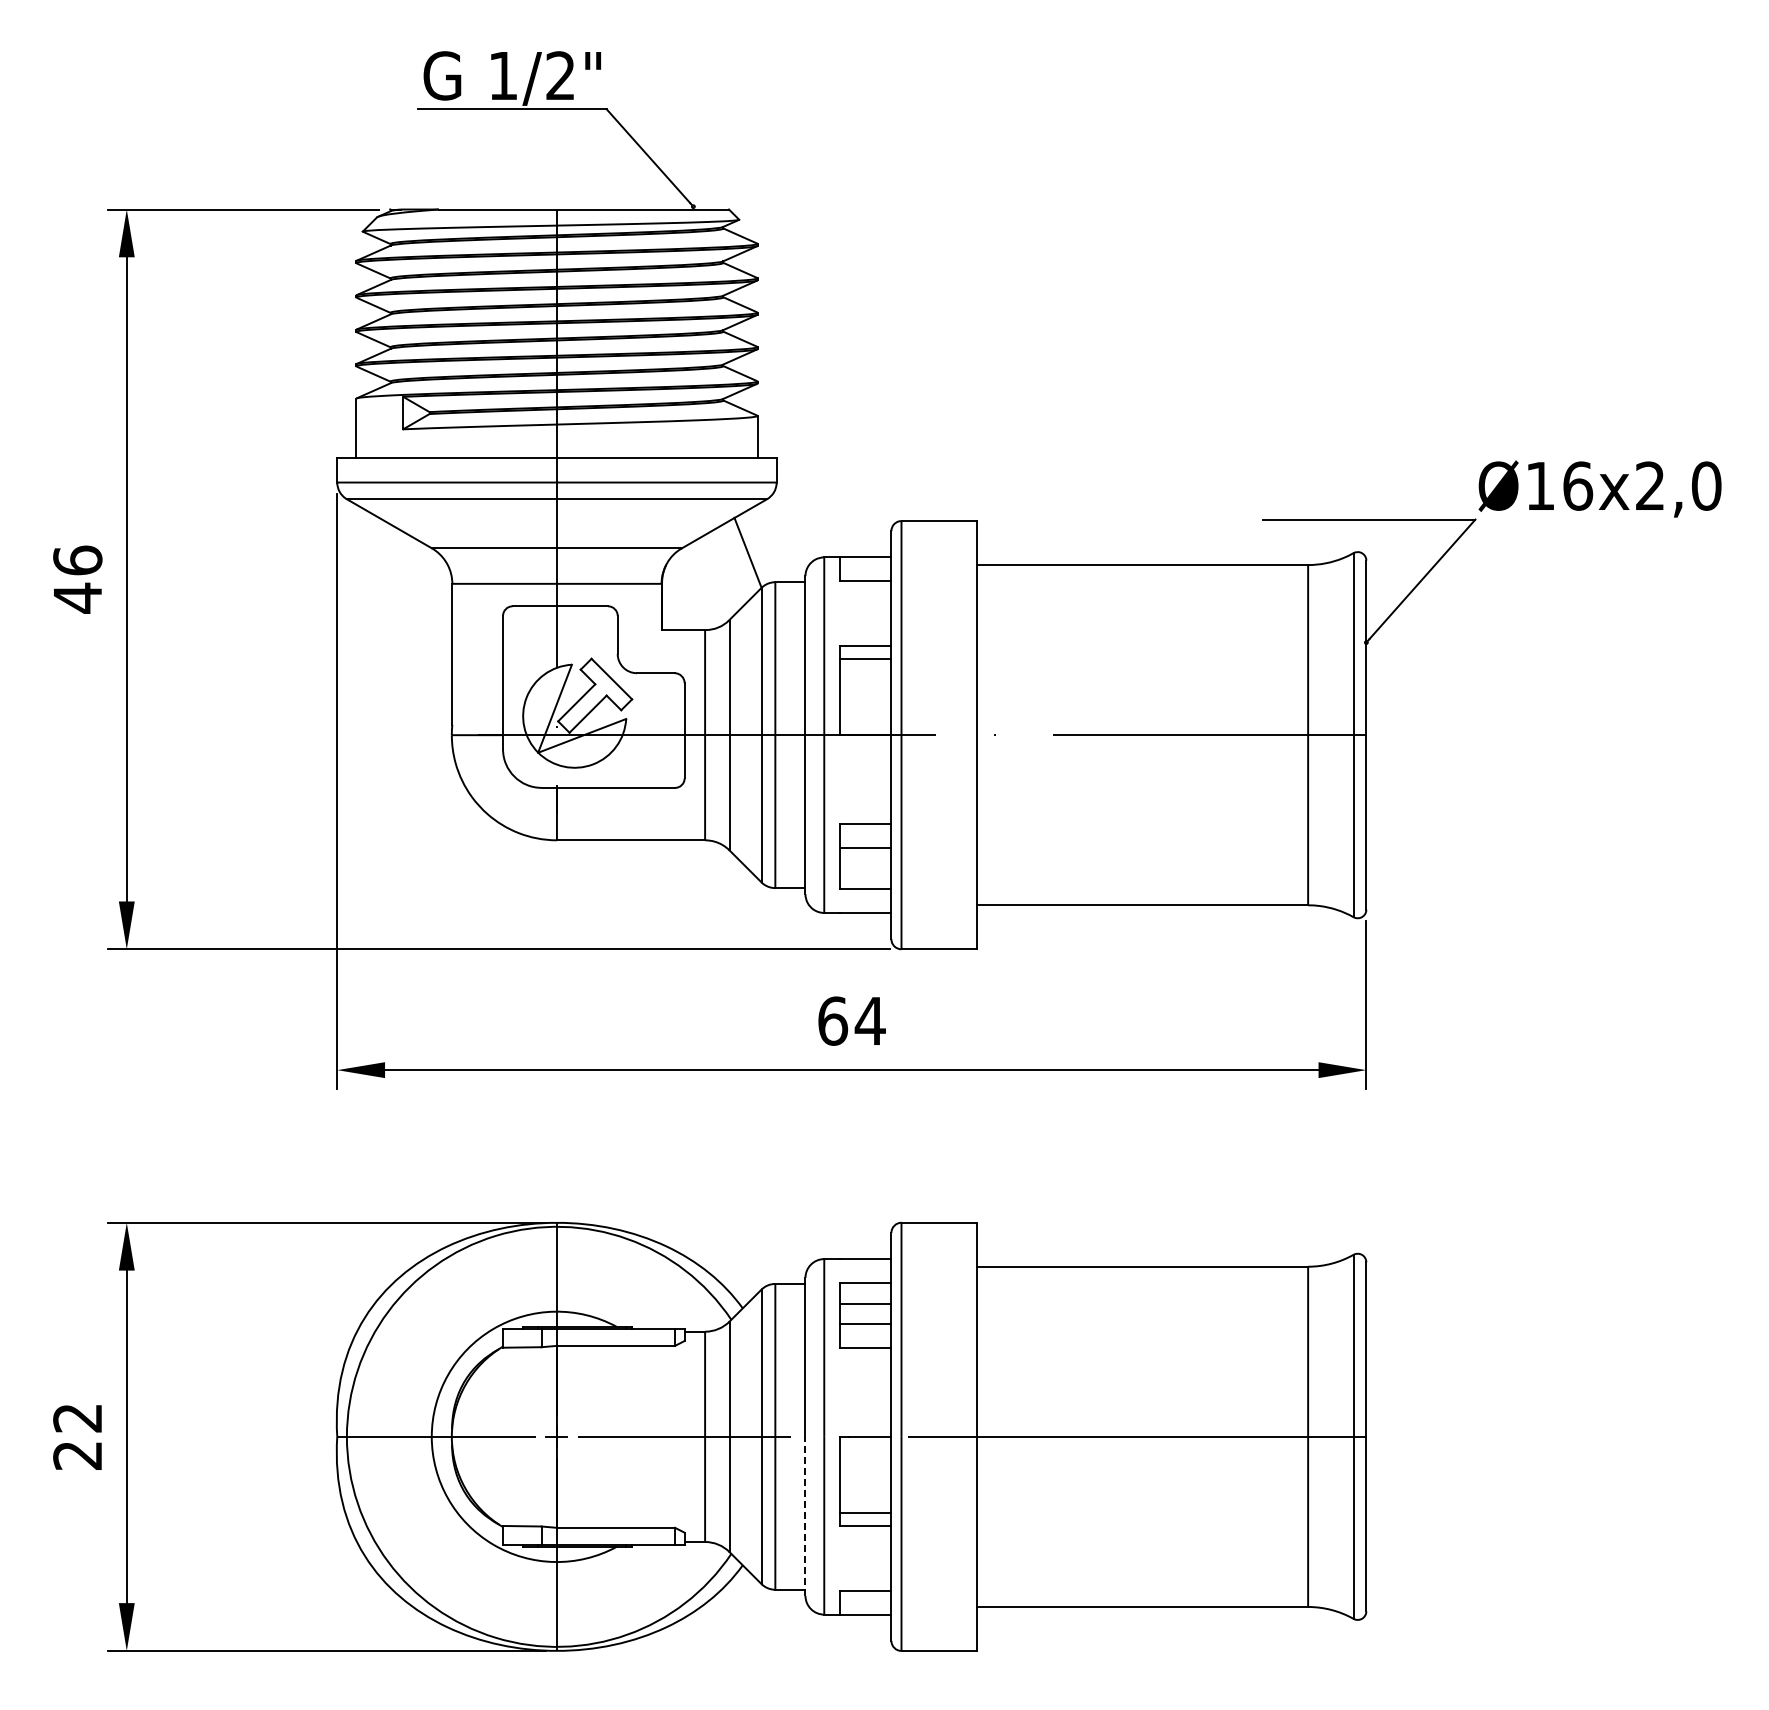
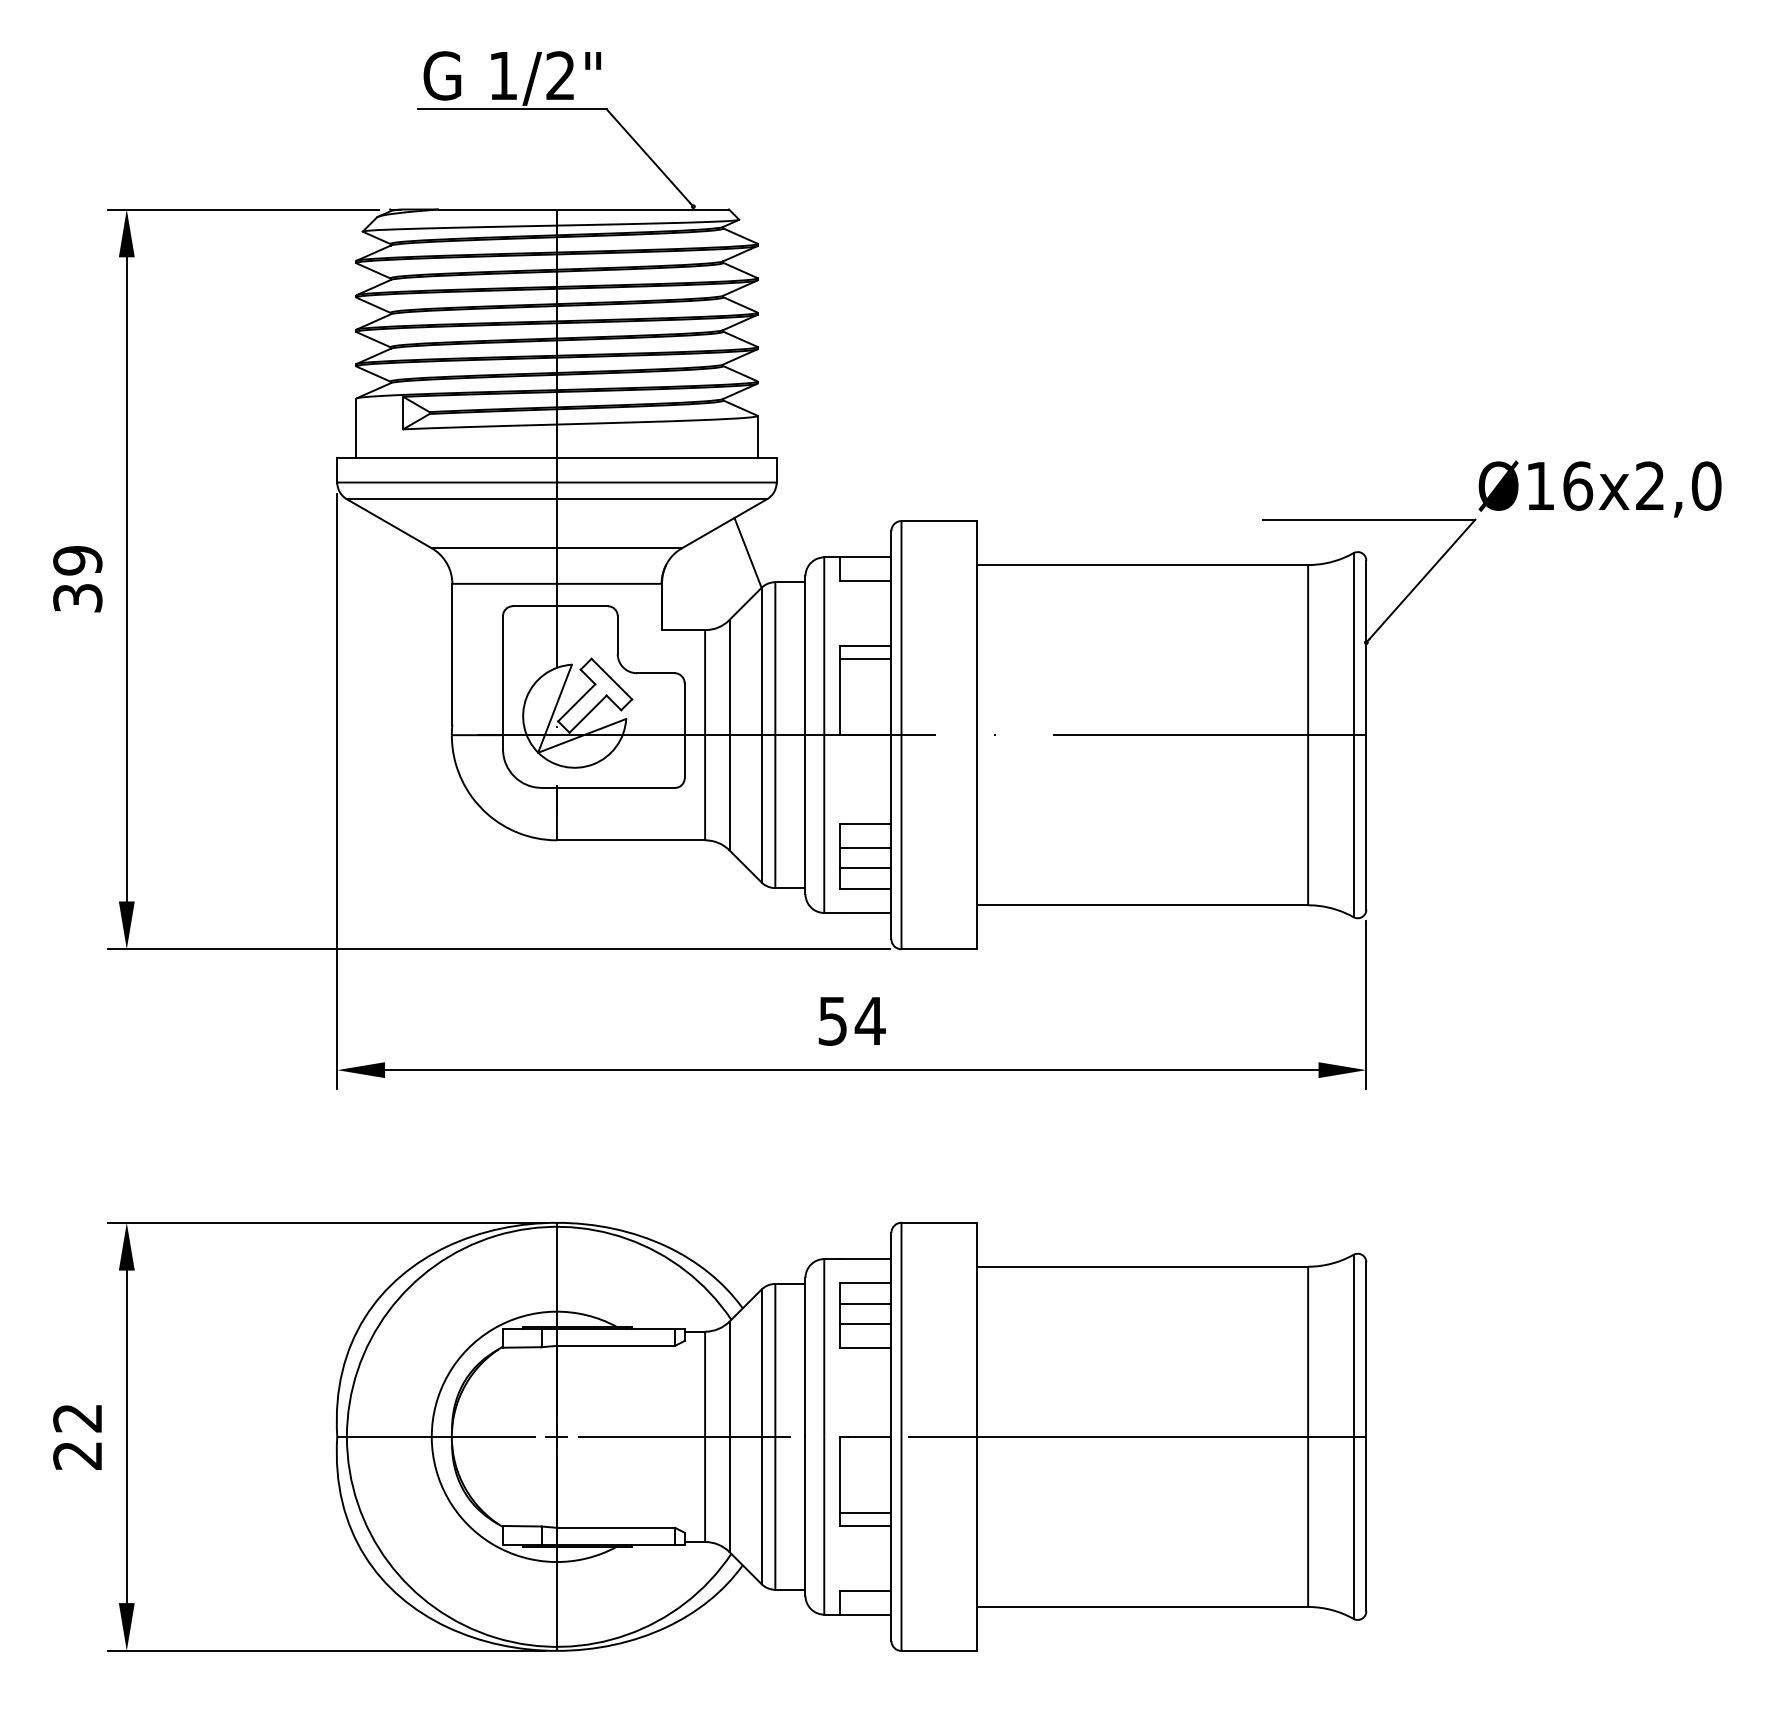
text: 46 -> 39 (77, 579)
line: none -> present (865, 867)
text: 64 -> 54 (833, 1020)
line: dashed -> solid (805, 1515)
